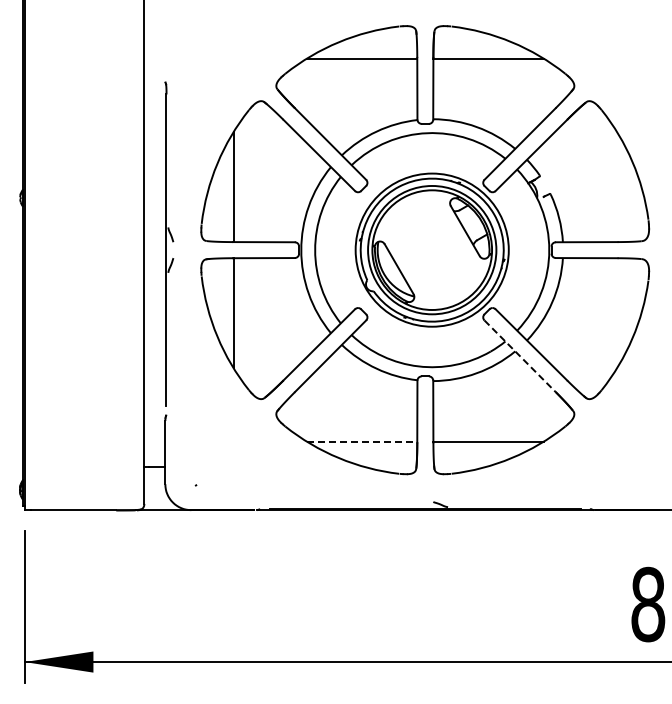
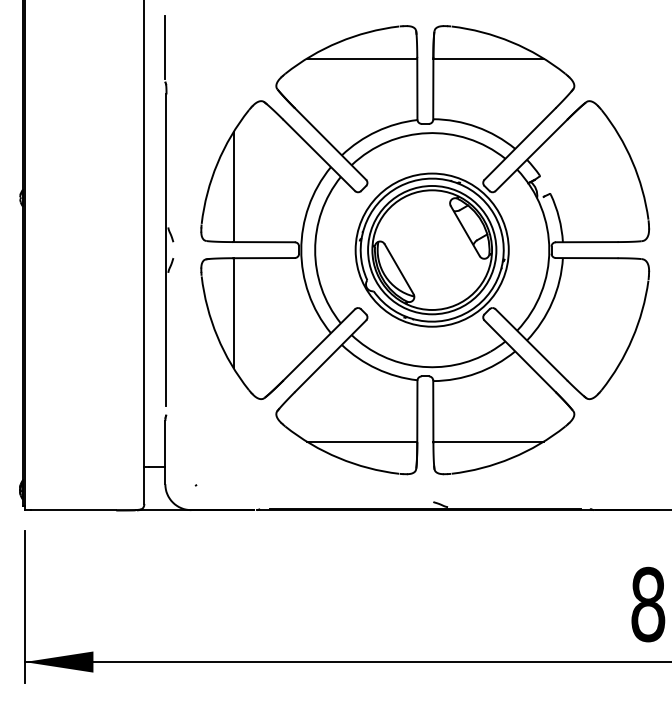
line: none -> present (165, 47)
line: dashed -> solid (520, 356)
line: dashed -> solid (362, 441)
